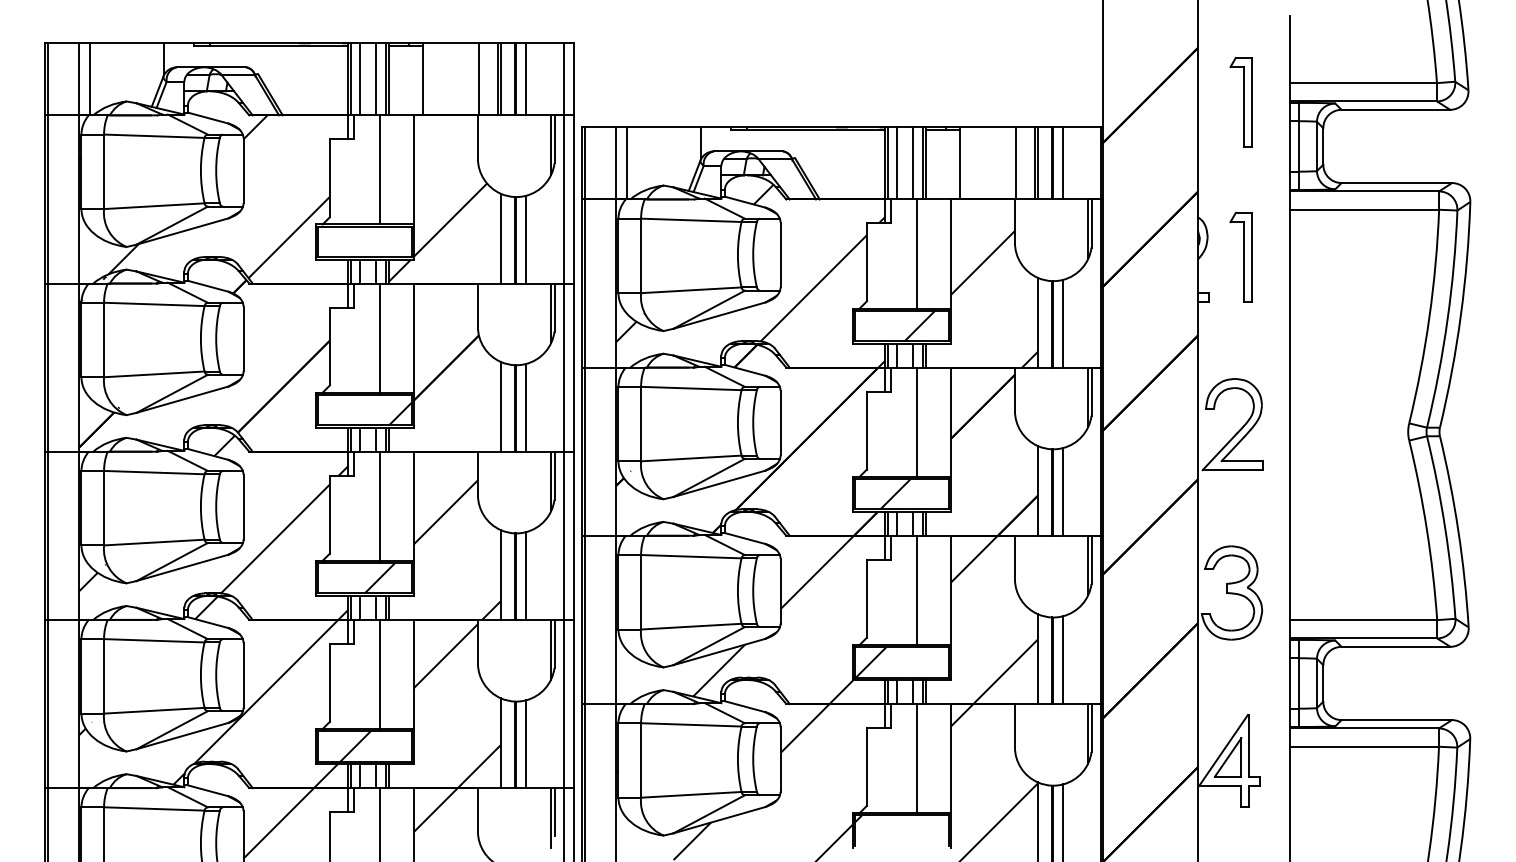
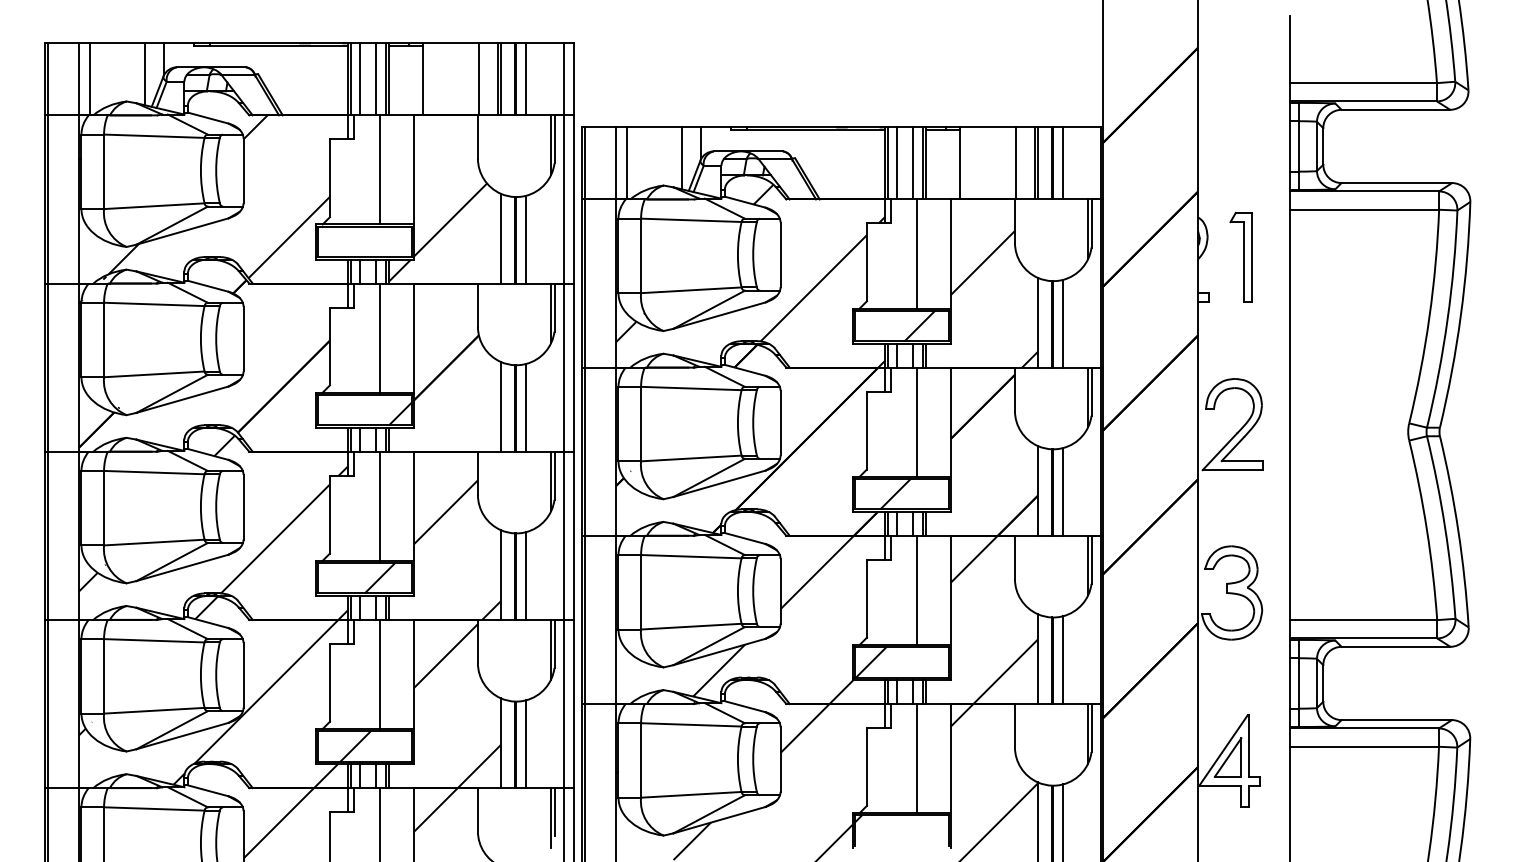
line: none -> present (145, 74)
part: present -> none (1240, 102)
line: none -> present (682, 158)
